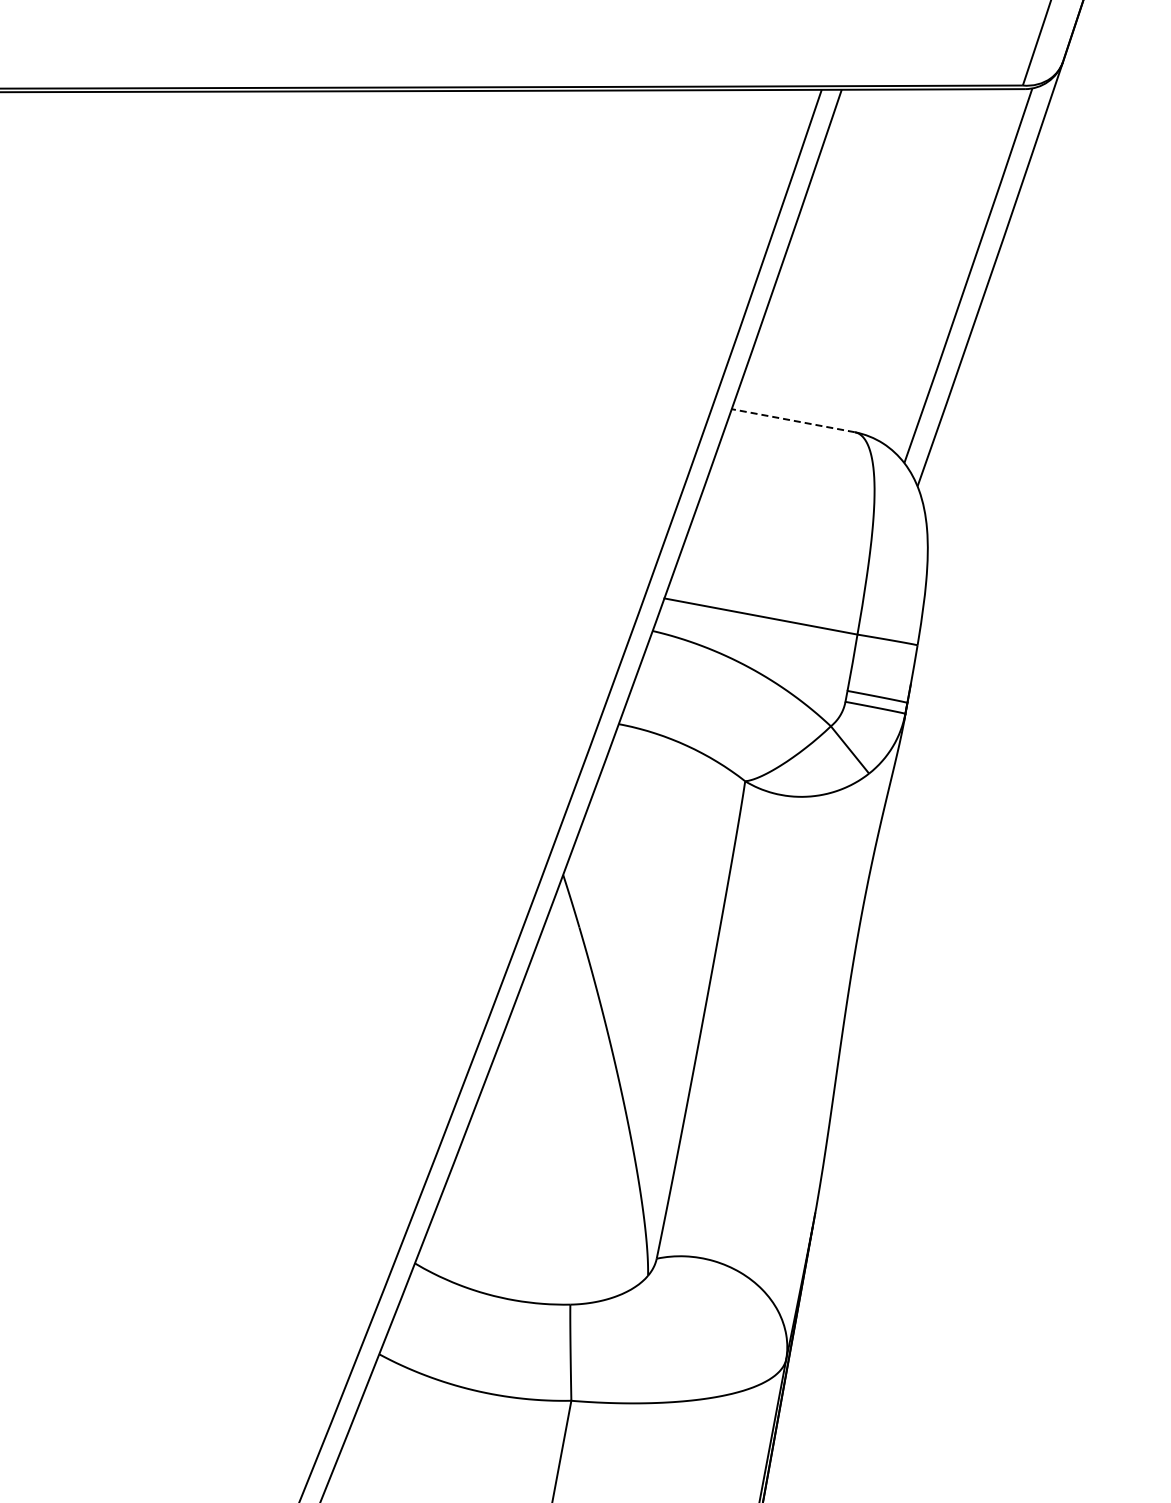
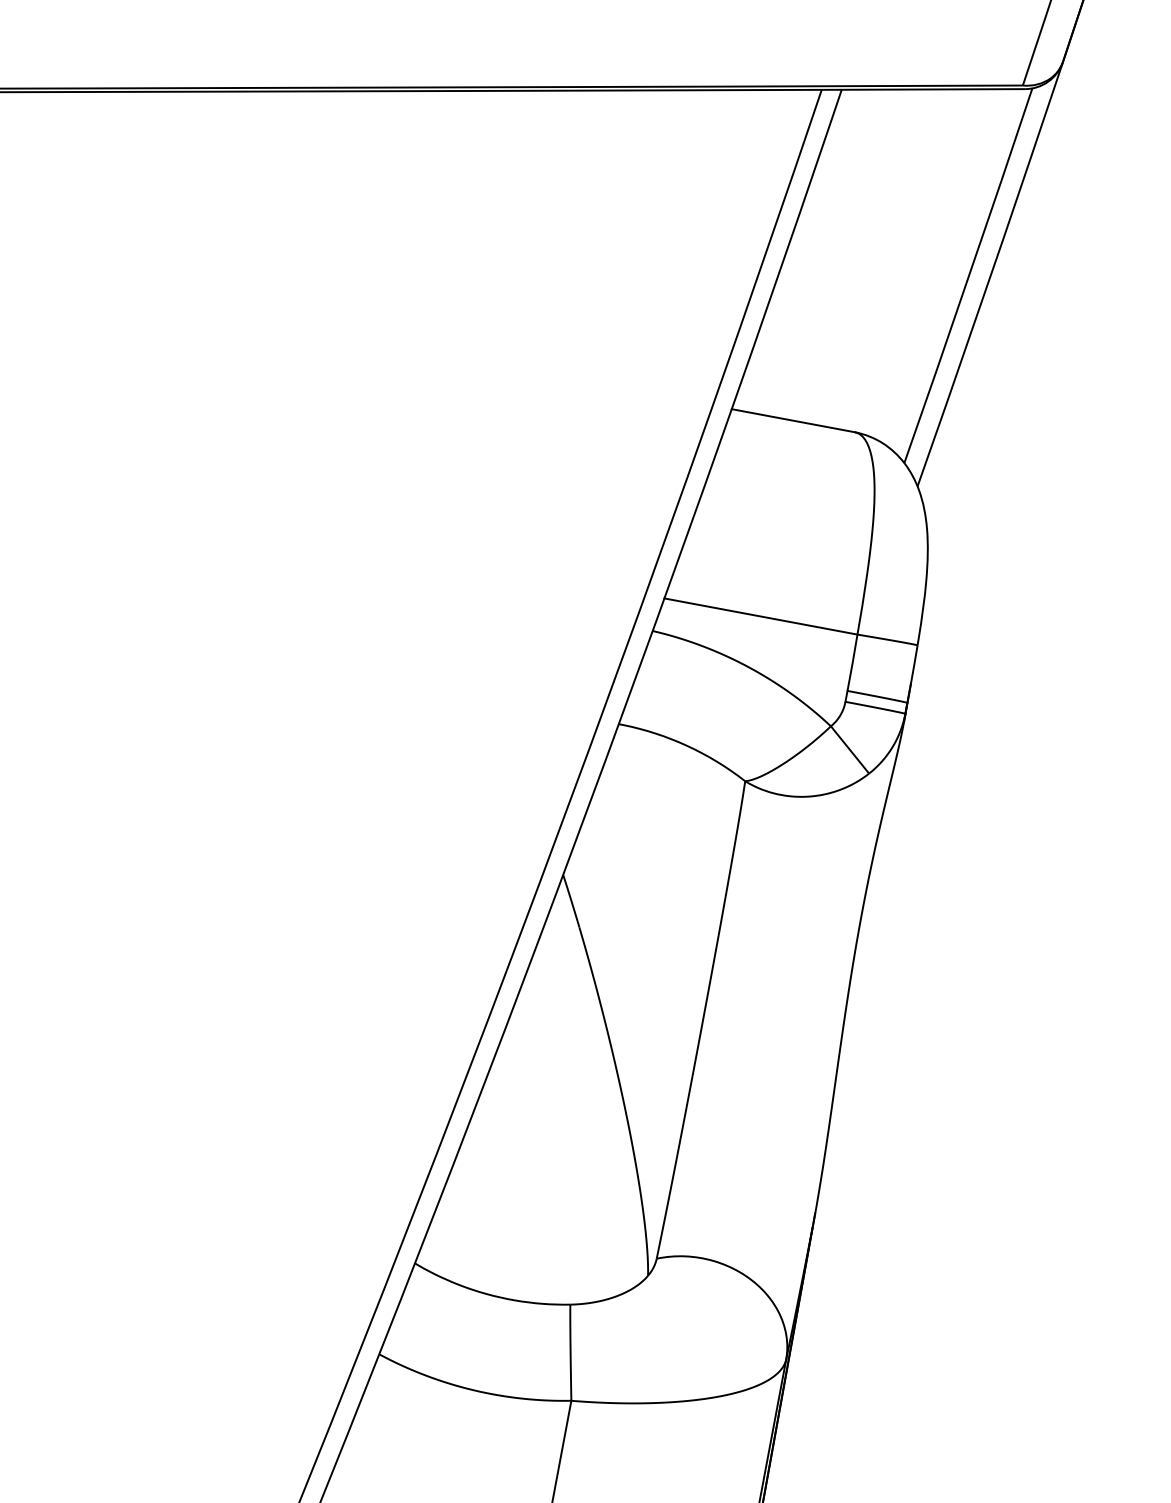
line: dashed -> solid (793, 420)
